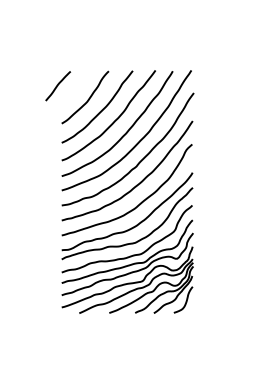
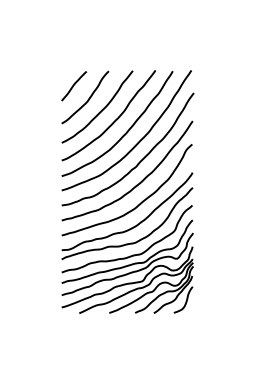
curve position: (57, 86) -> (73, 86) (73, 86)
